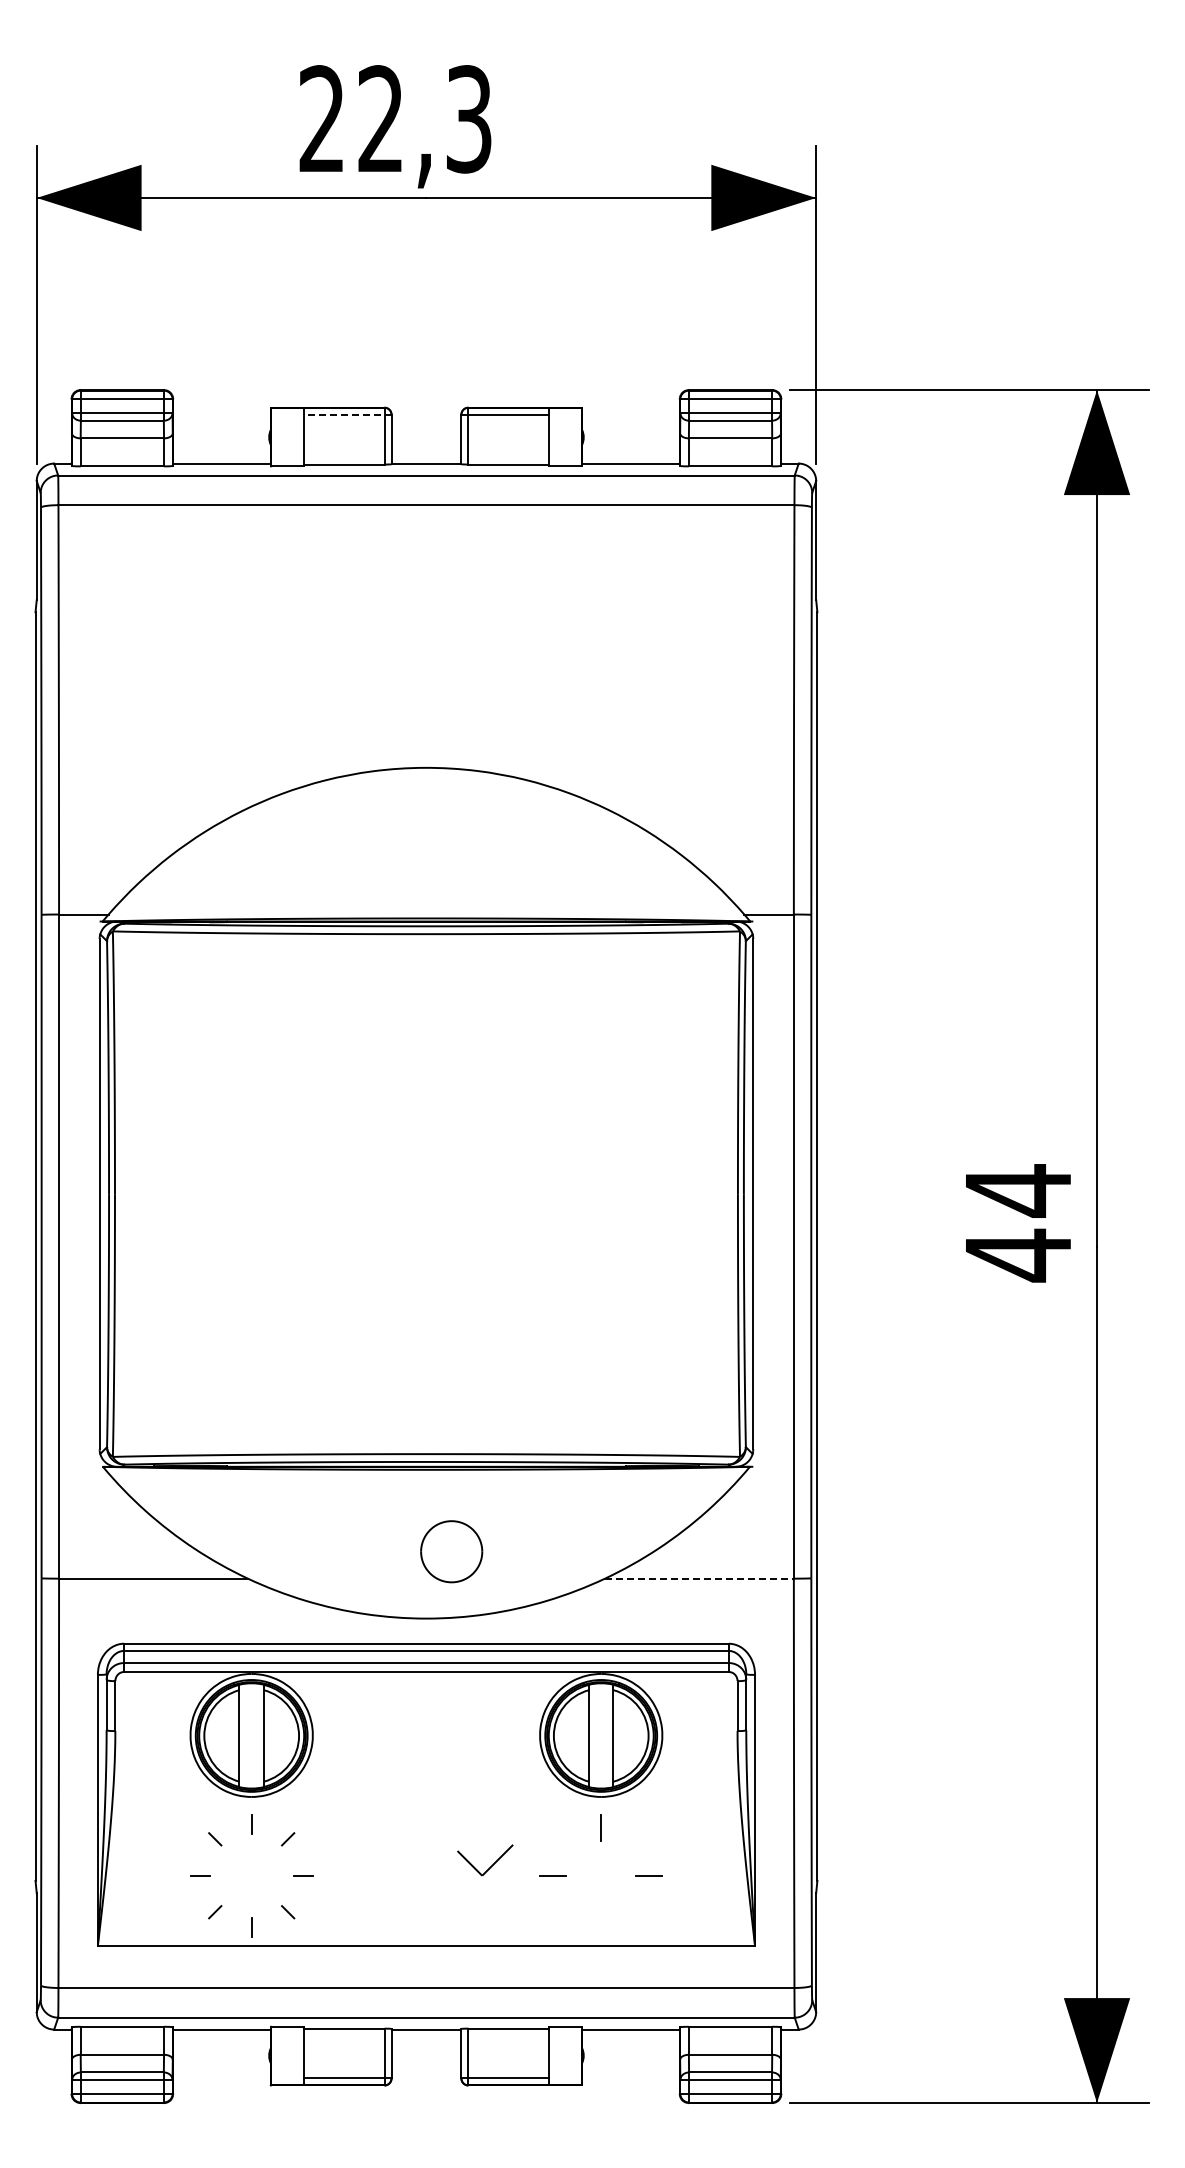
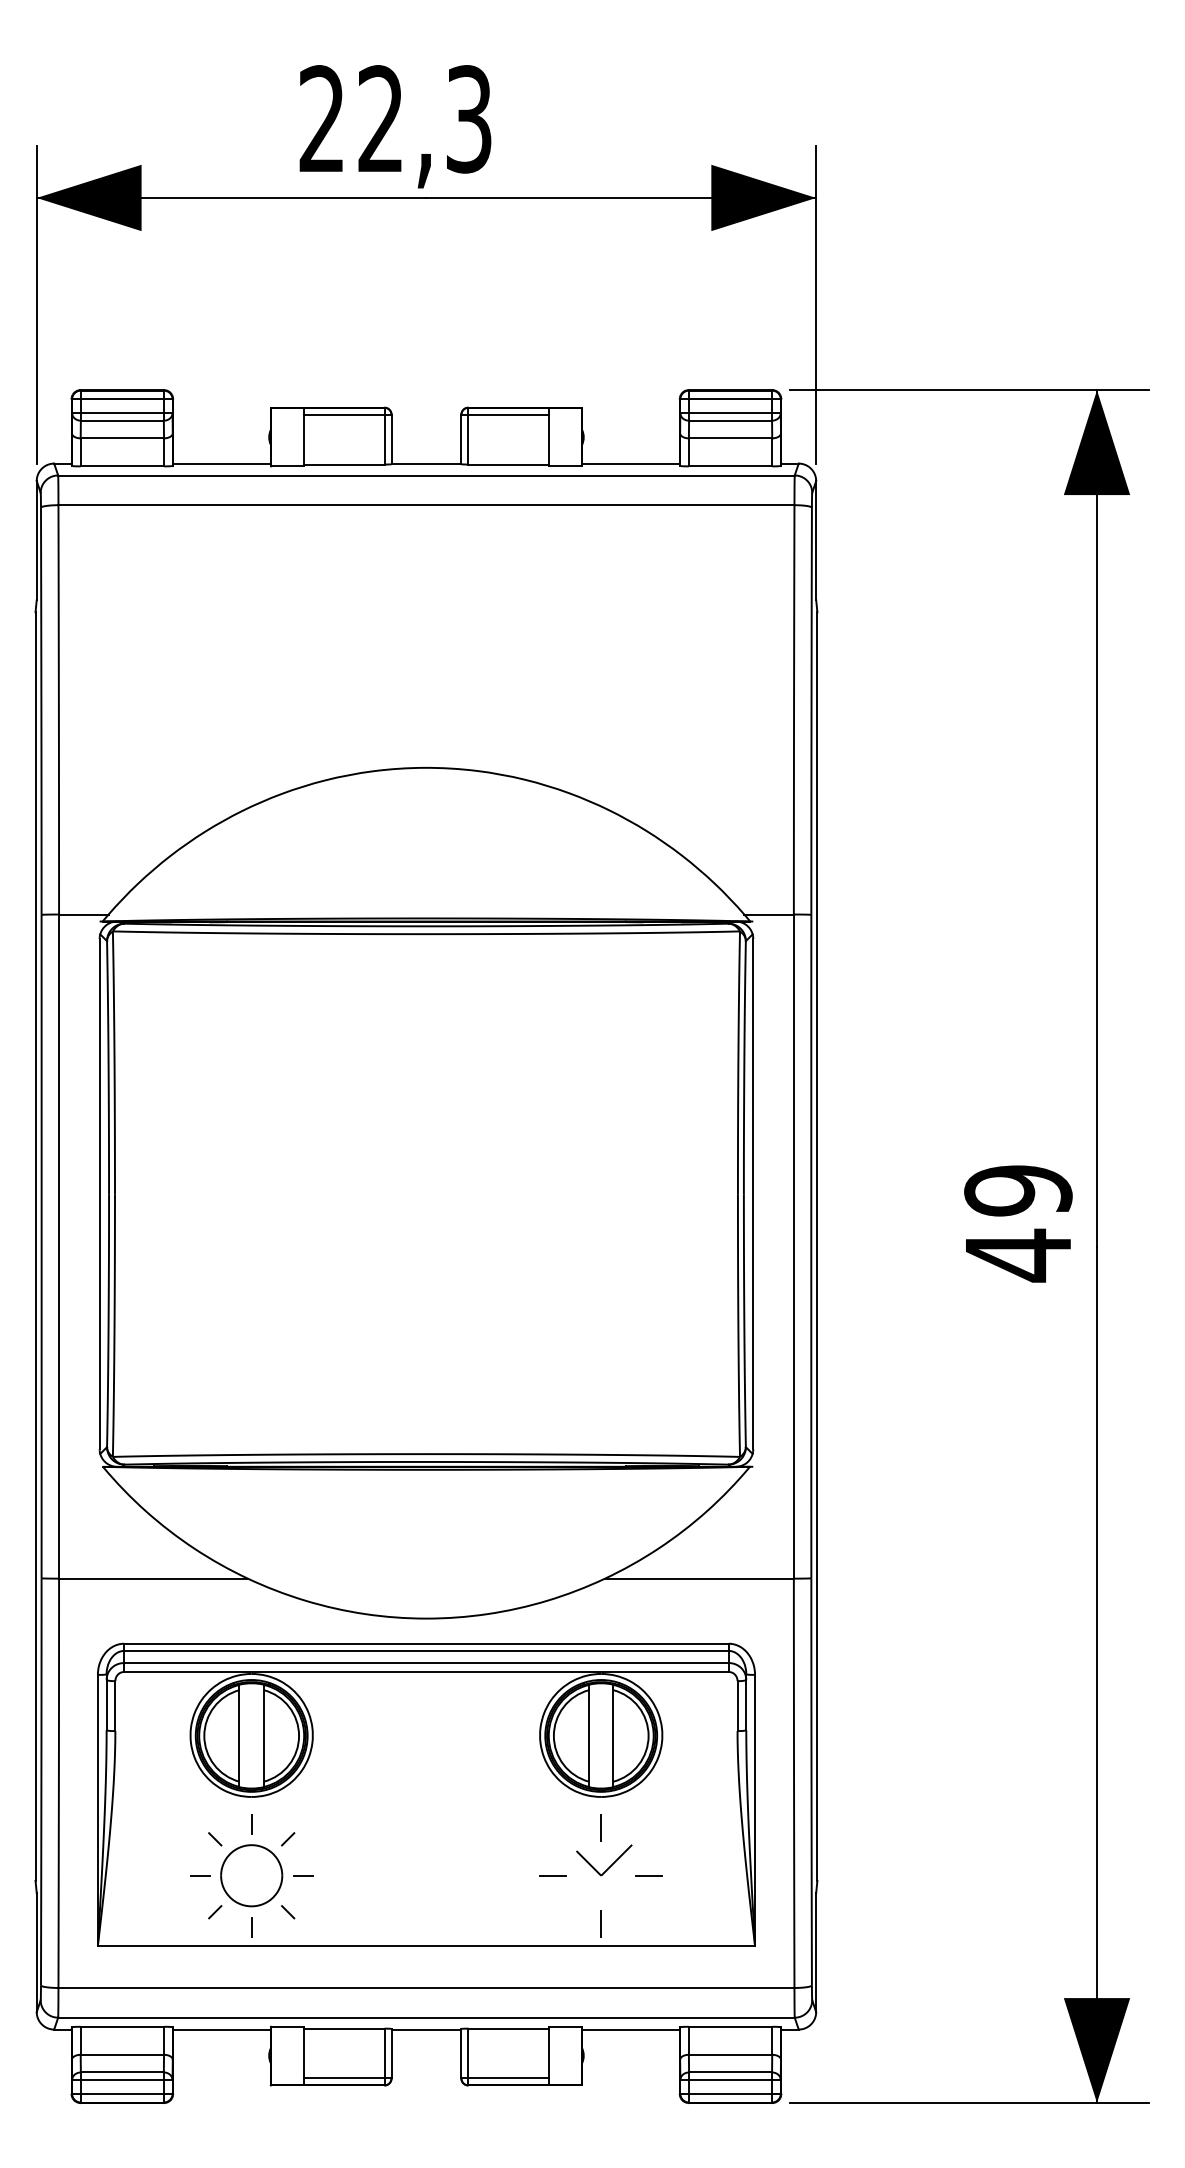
line: dashed -> solid (347, 414)
text: 44 -> 49 (1018, 1190)
part position: (451, 1551) -> (251, 1875) (251, 1875)
line: dashed -> solid (699, 1578)
part position: (491, 1865) -> (610, 1865) (610, 1865)
line: none -> present (601, 1923)
